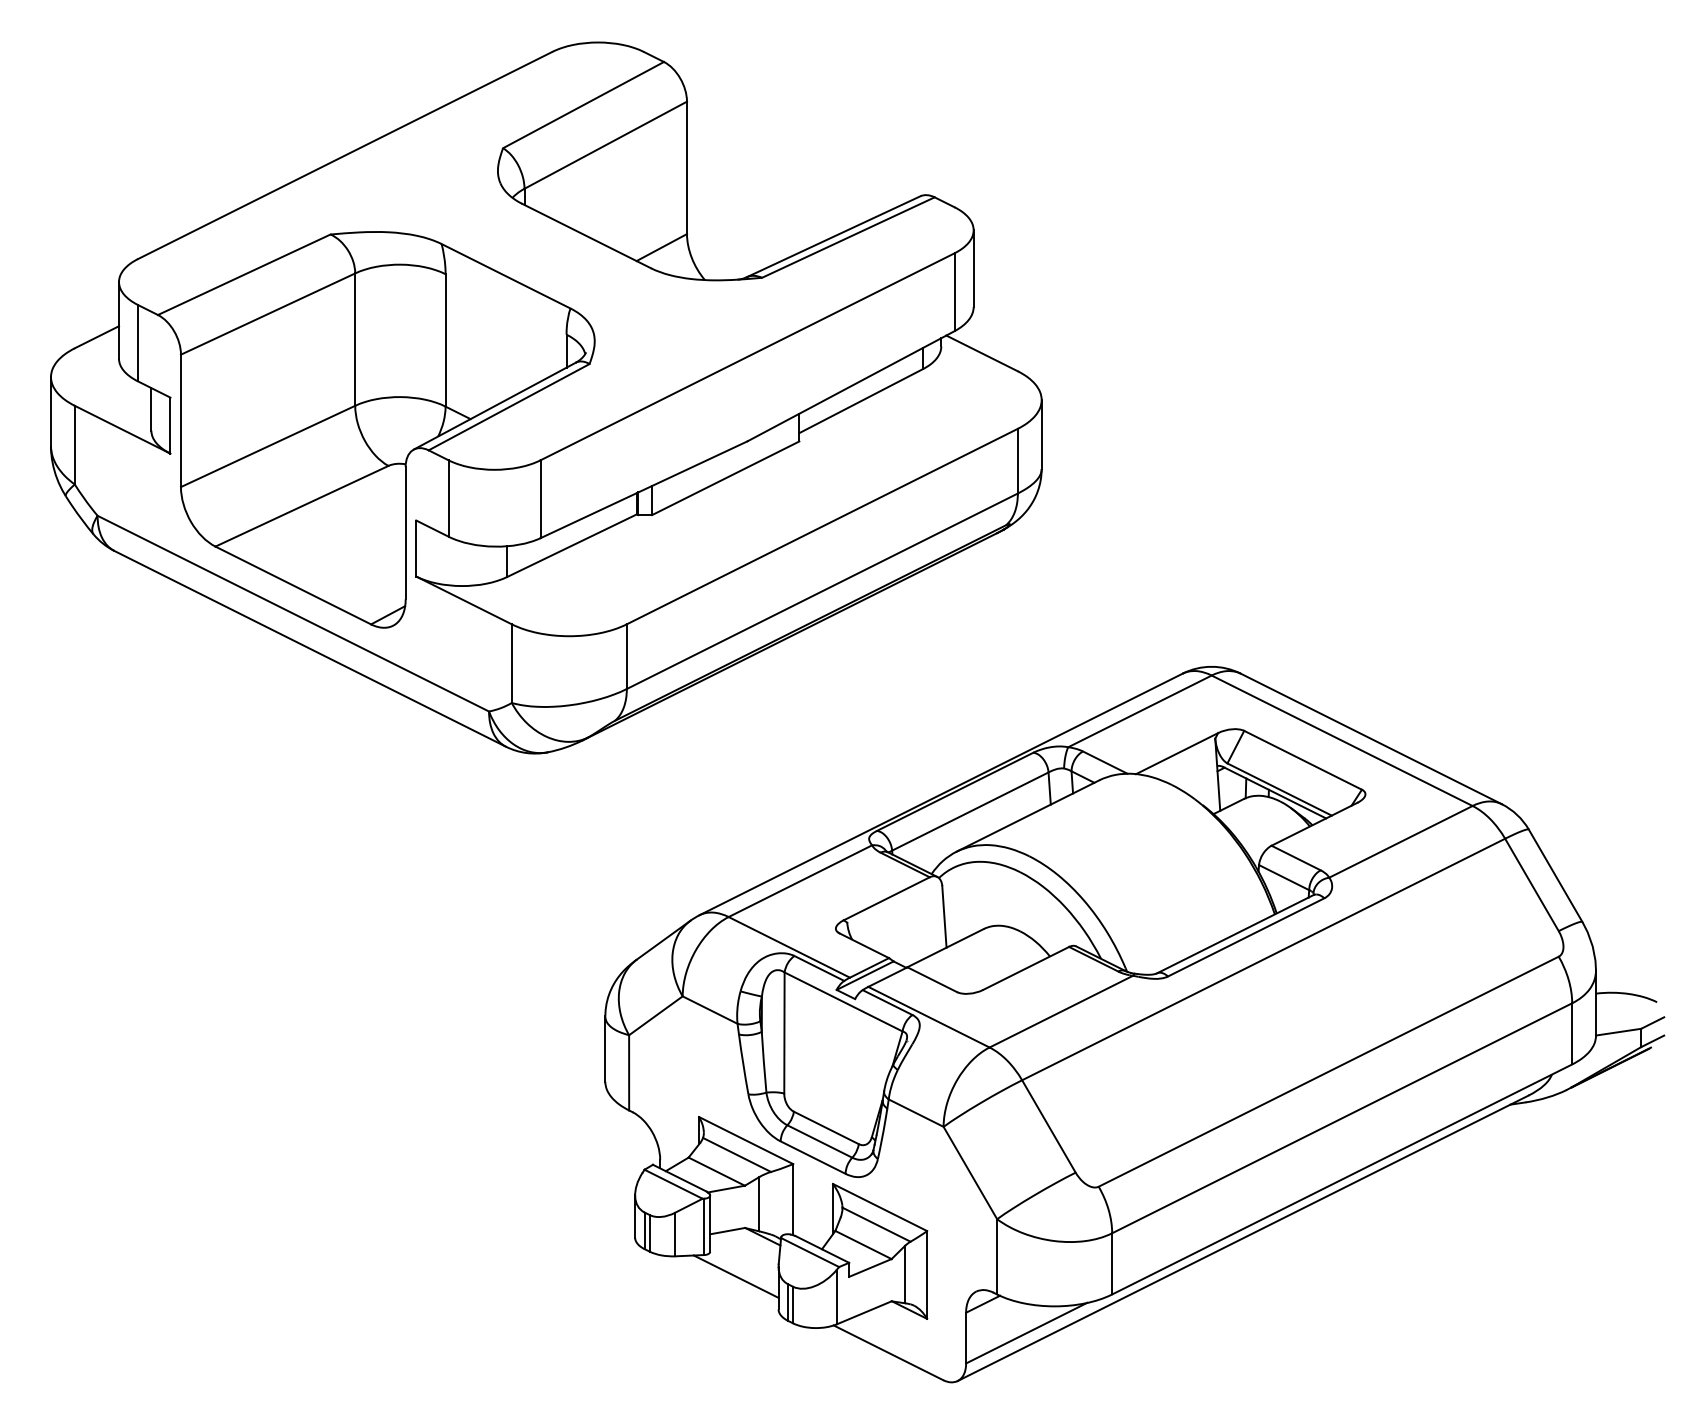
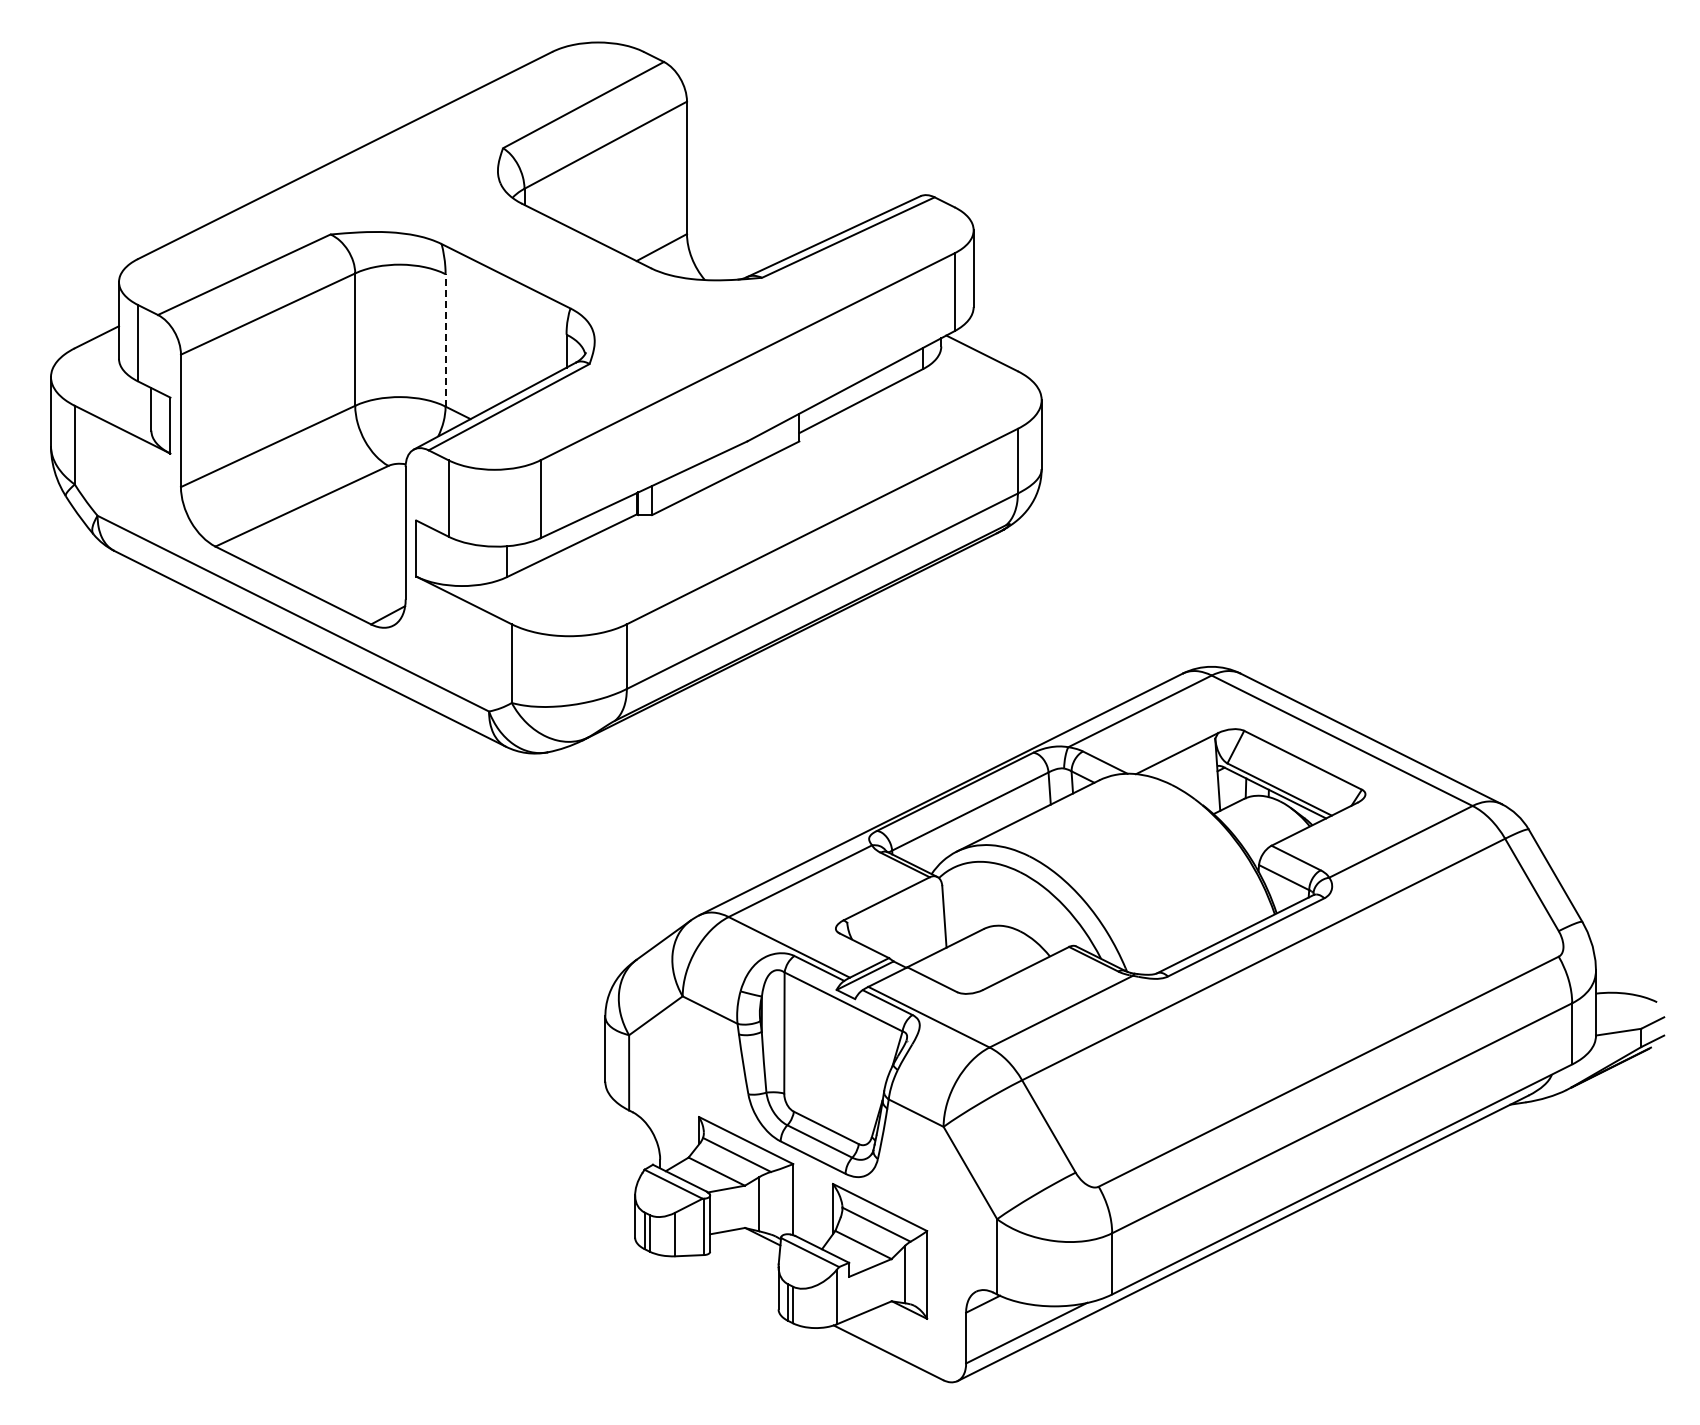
line: solid -> dashed (445, 339)
line: present -> none (735, 1276)
